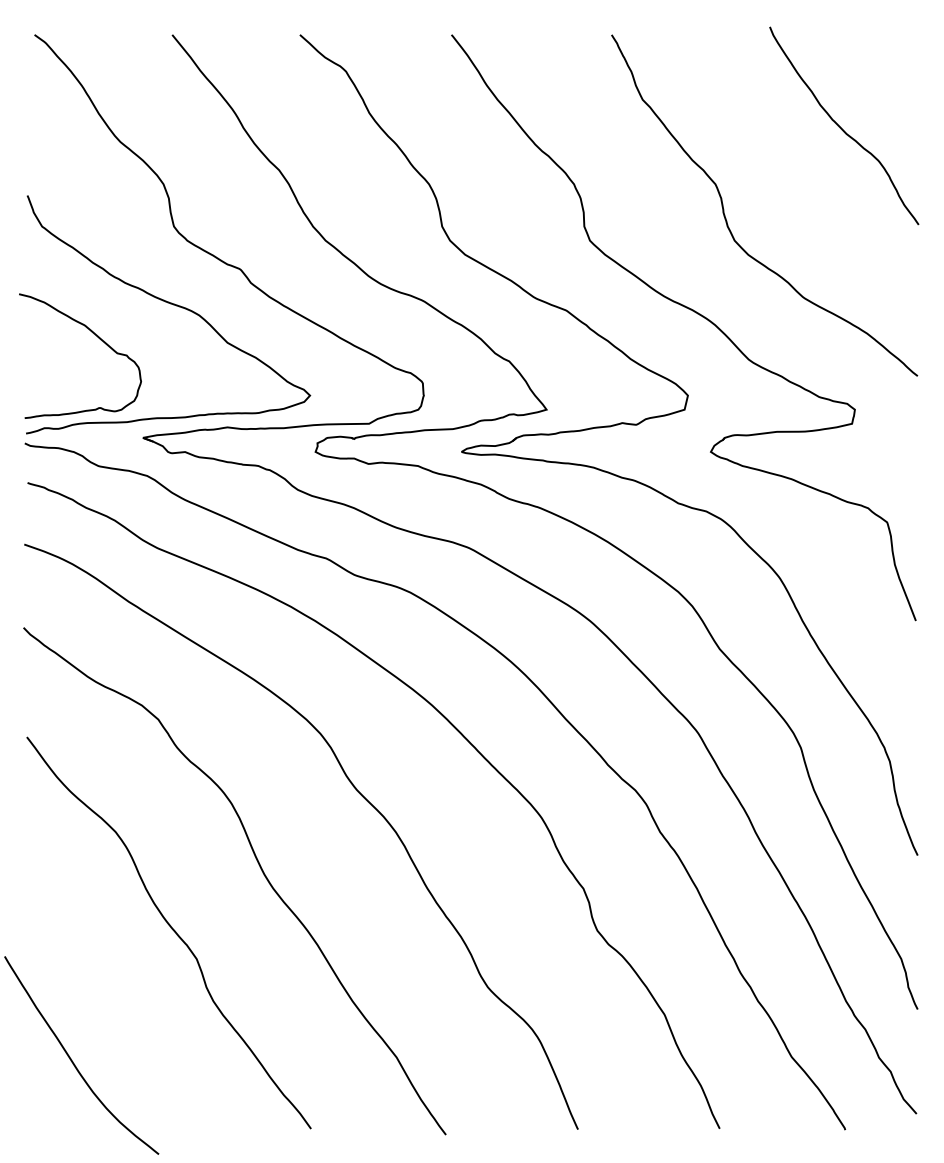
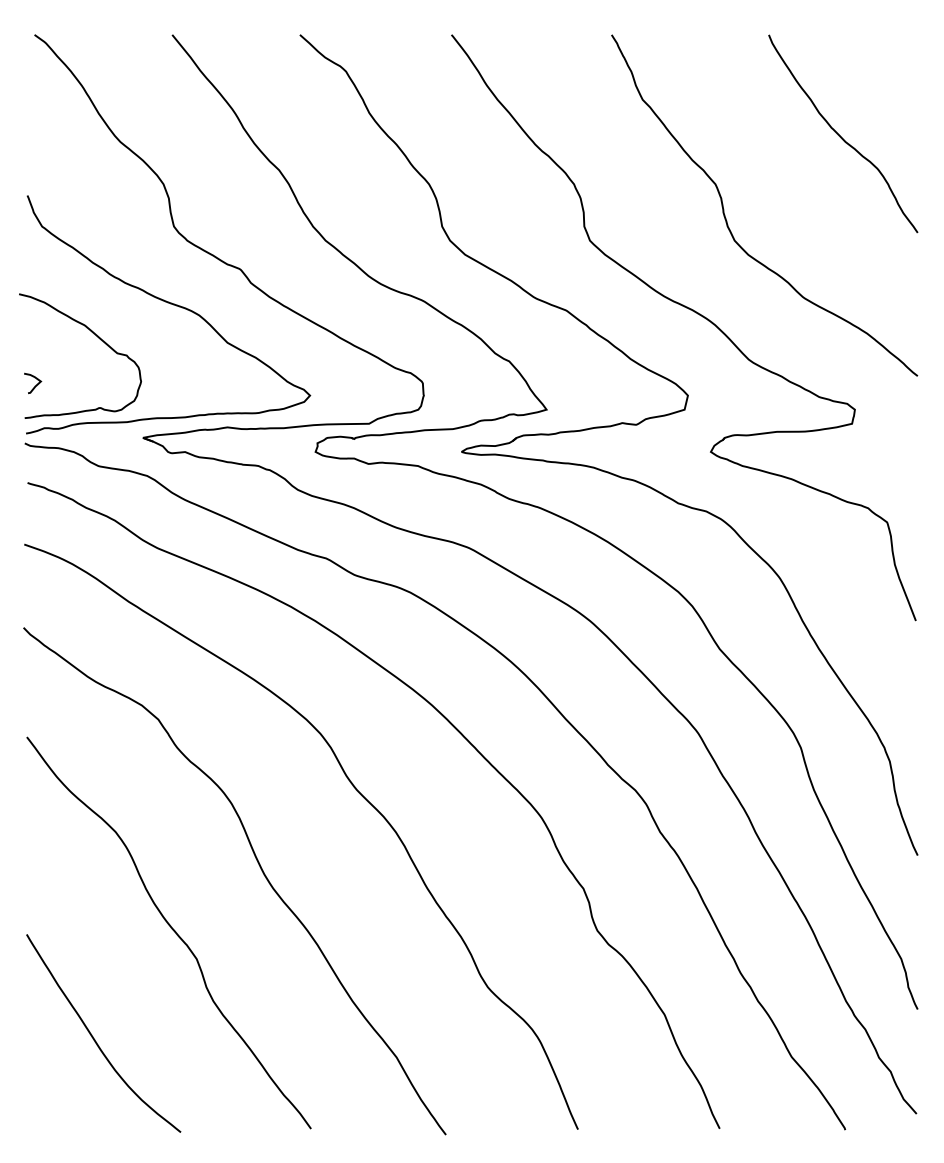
curve position: (841, 127) -> (840, 135) (840, 135)
curve: none -> present (35, 385)
curve position: (73, 1061) -> (95, 1039) (95, 1039)
